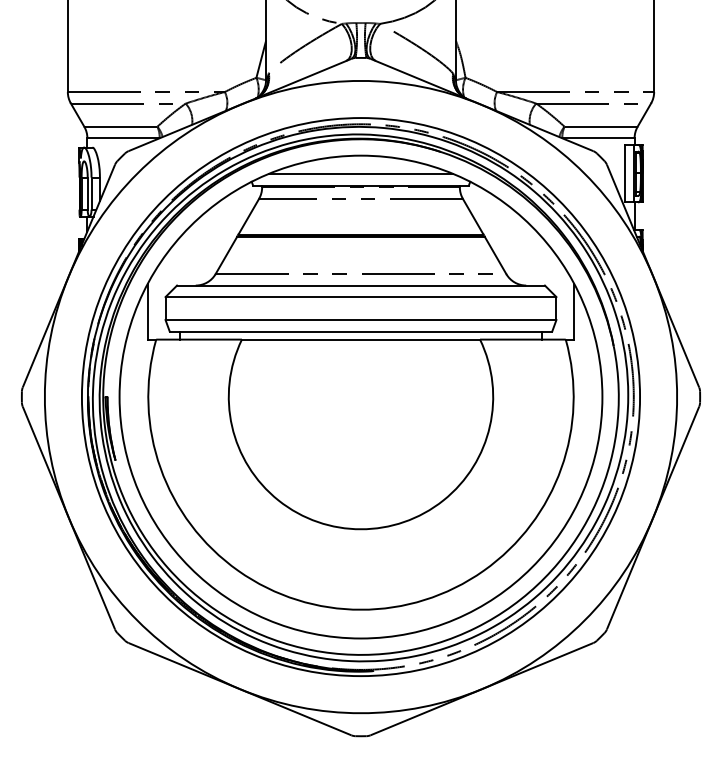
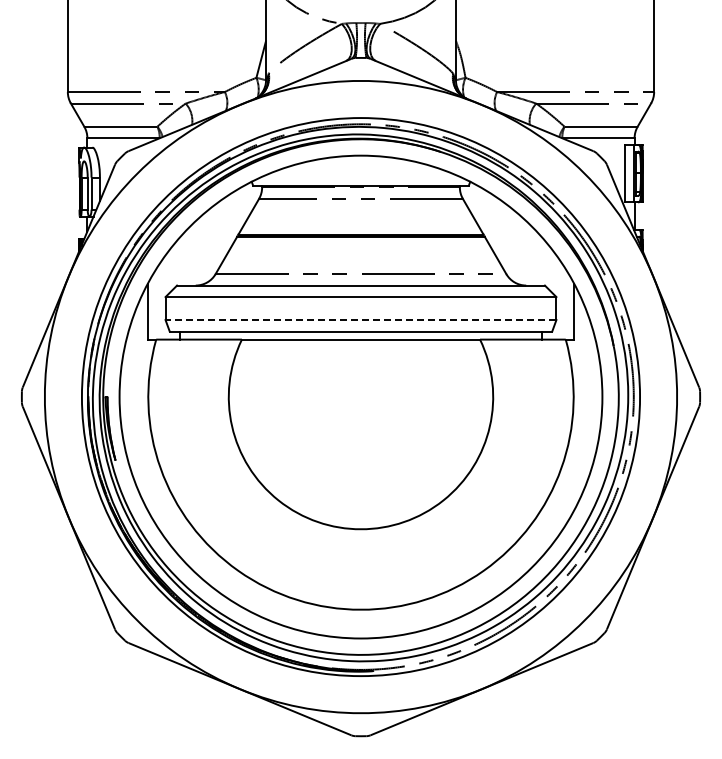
line: present -> none (360, 174)
line: solid -> dashed (360, 320)
